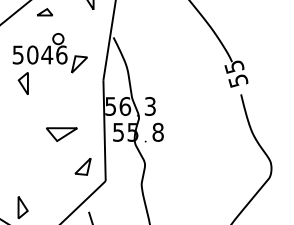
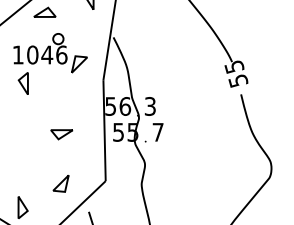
part size: 16x9 px -> 24x12 px (44, 11)
text: 5046 -> 1046 (17, 54)
text: 8 -> 7 (157, 131)
part size: 32x15 px -> 24x12 px (61, 134)
part position: (82, 166) -> (60, 183) (60, 183)
